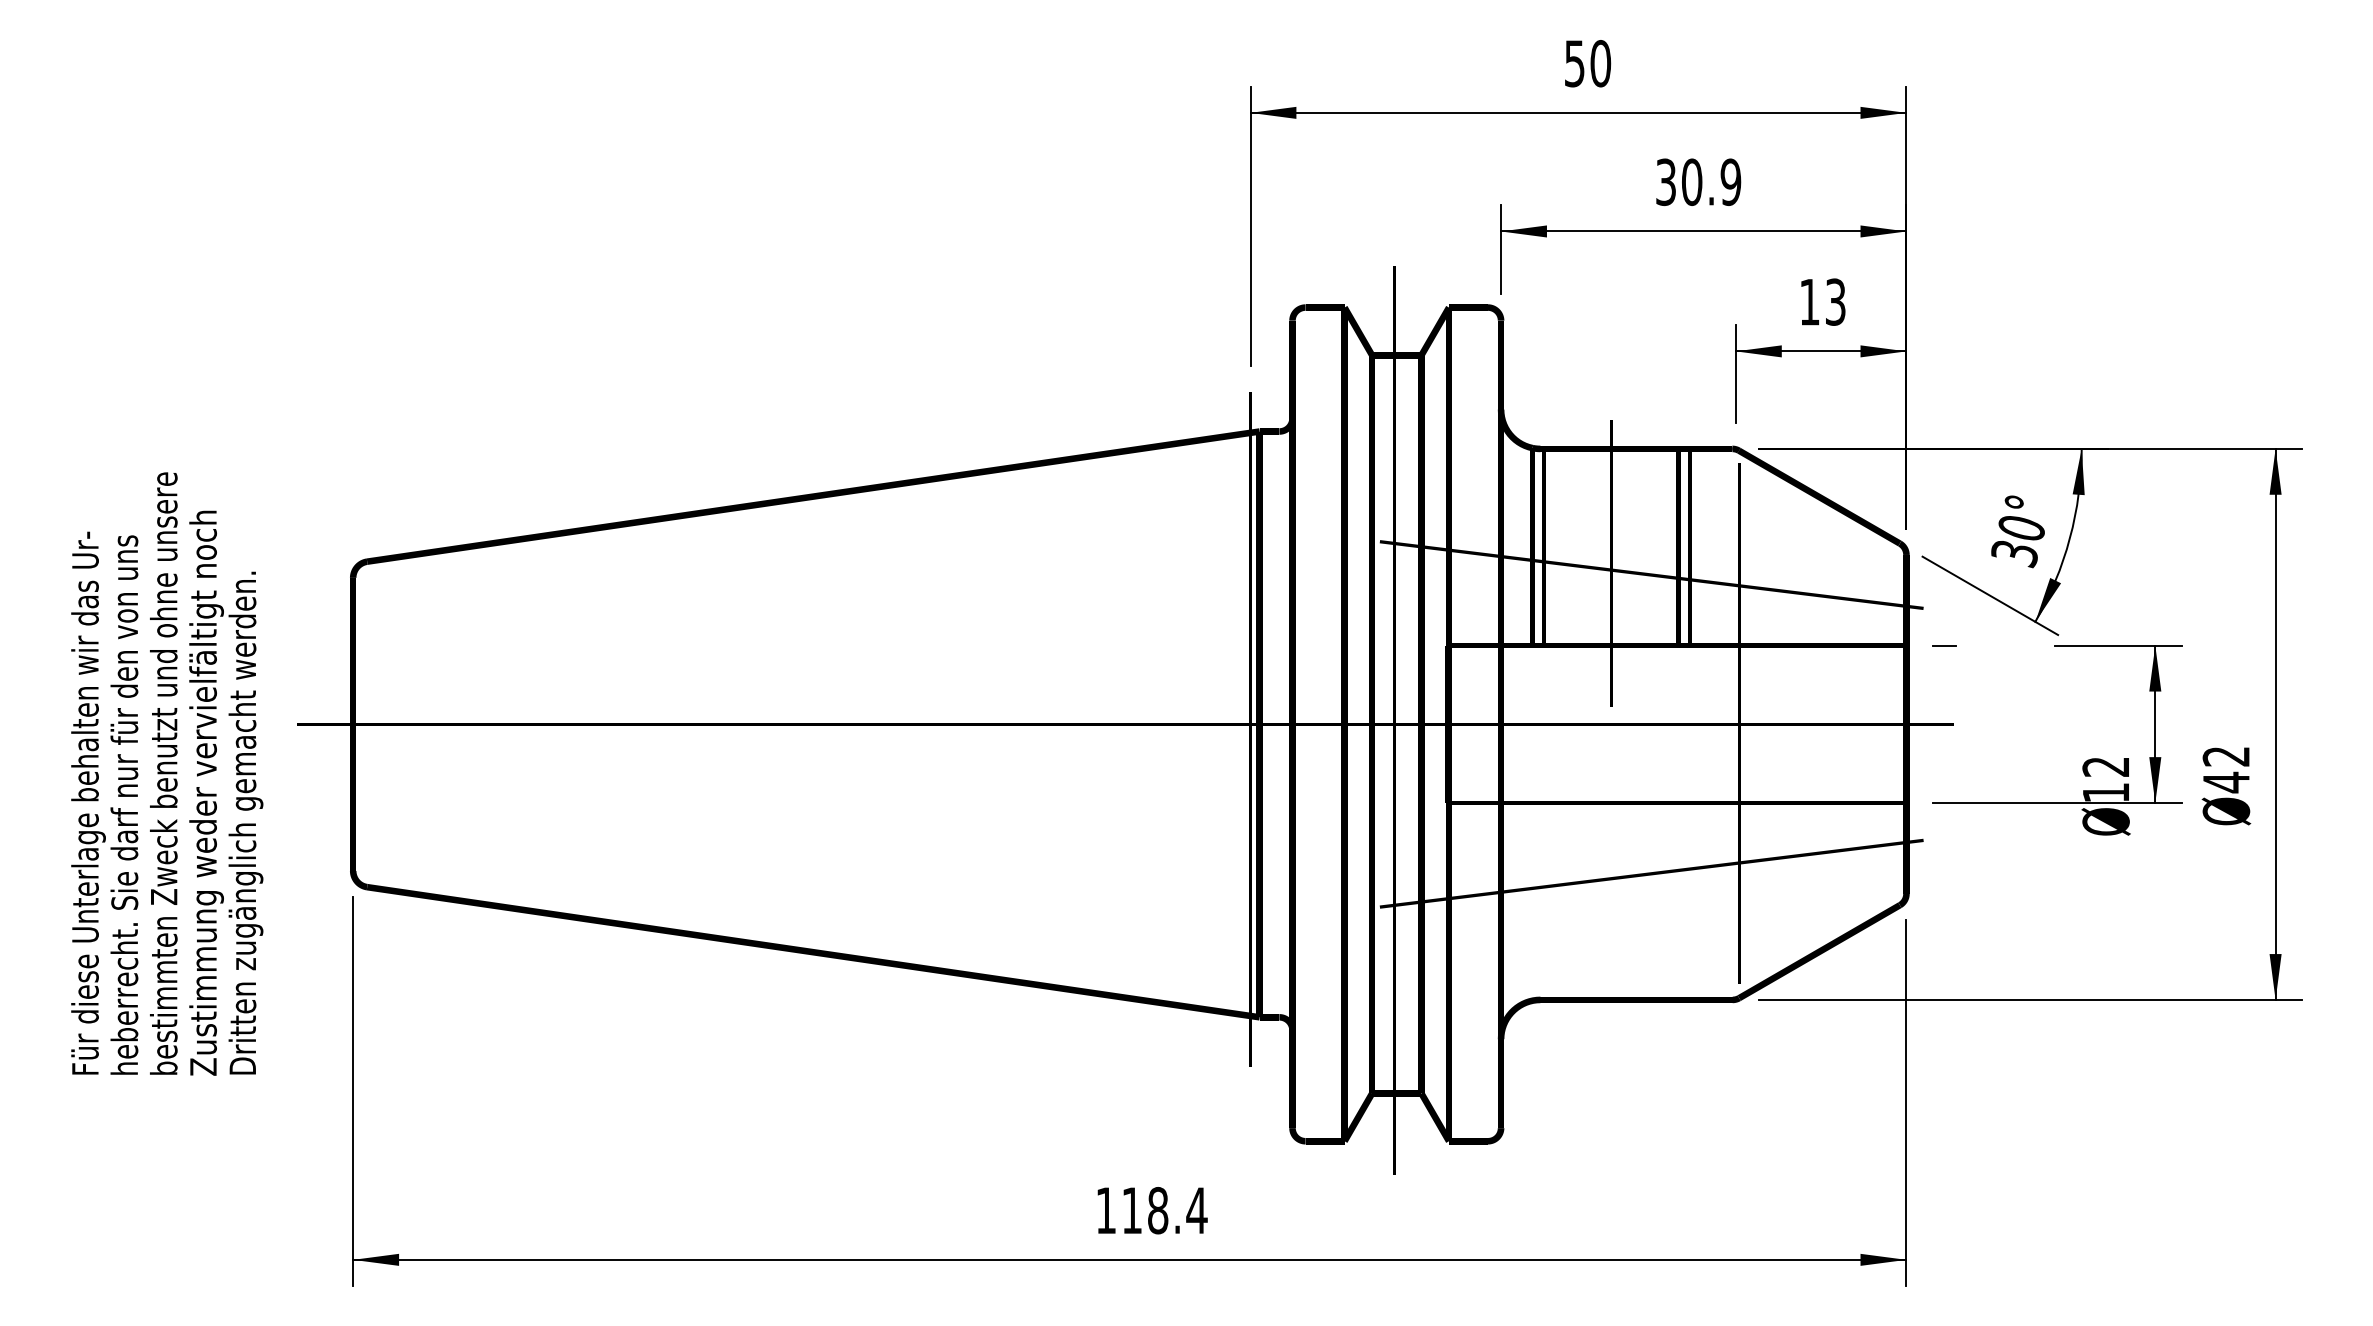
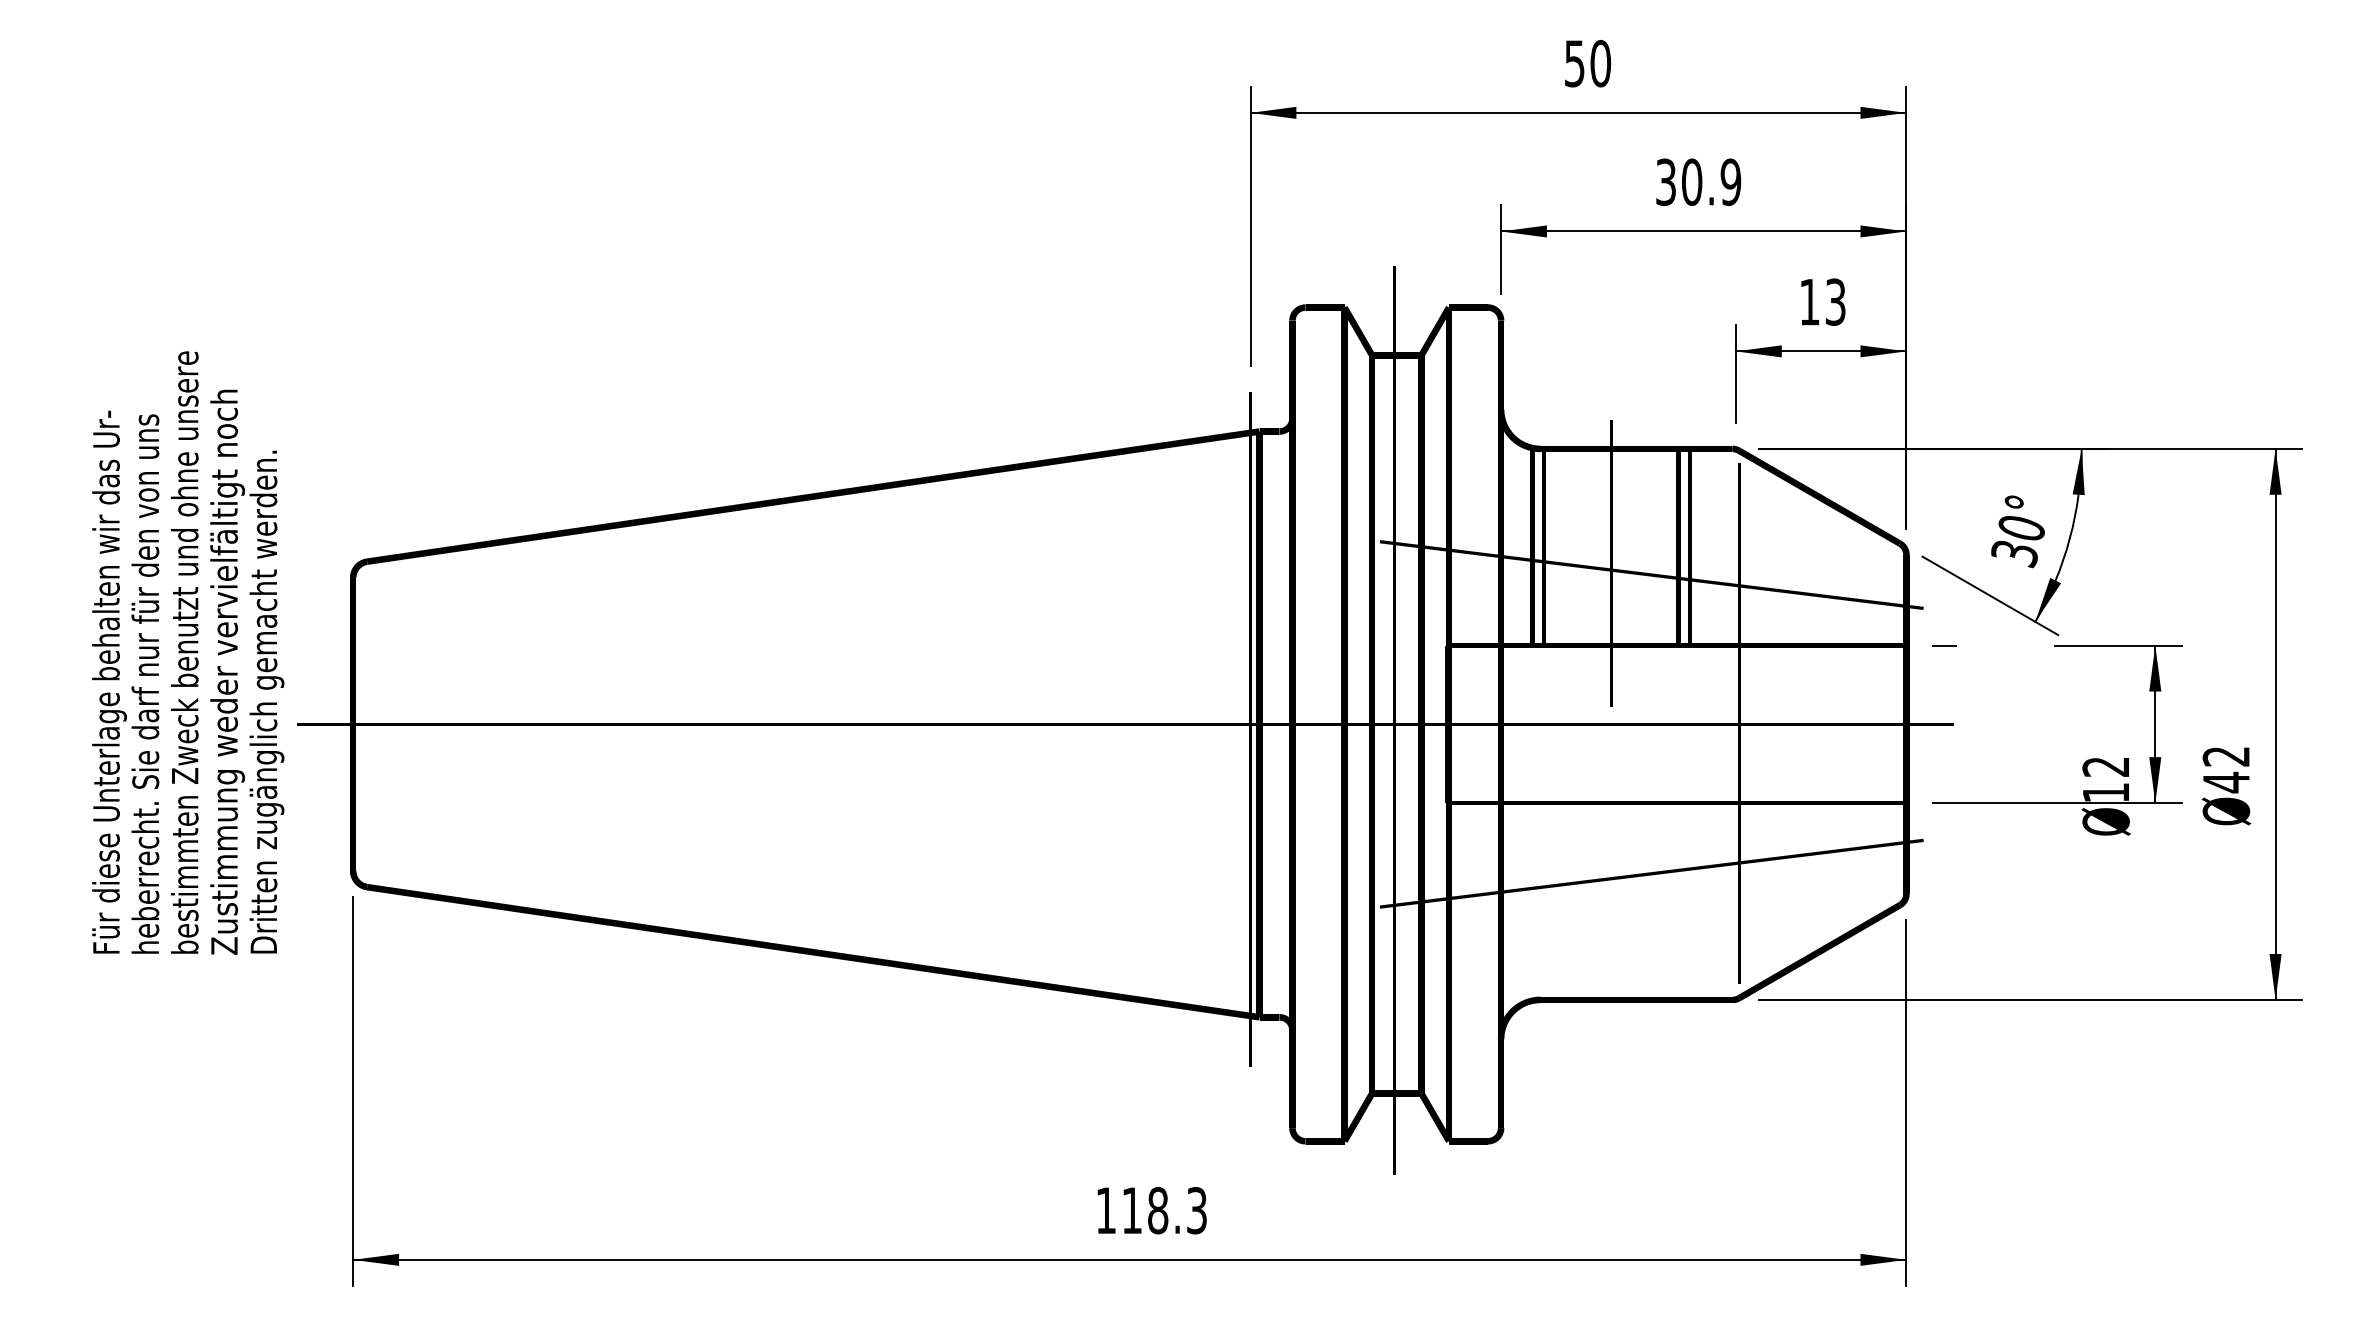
text position: (167, 773) -> (188, 652) (188, 652)
text: 118.4 -> 118.3 (1196, 1210)
